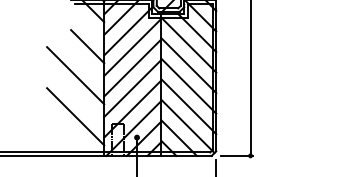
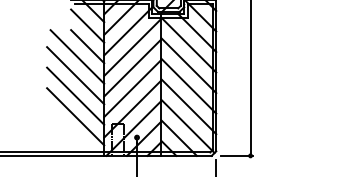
line: none -> present (87, 25)
line: none -> present (77, 56)
line: none -> present (75, 95)
